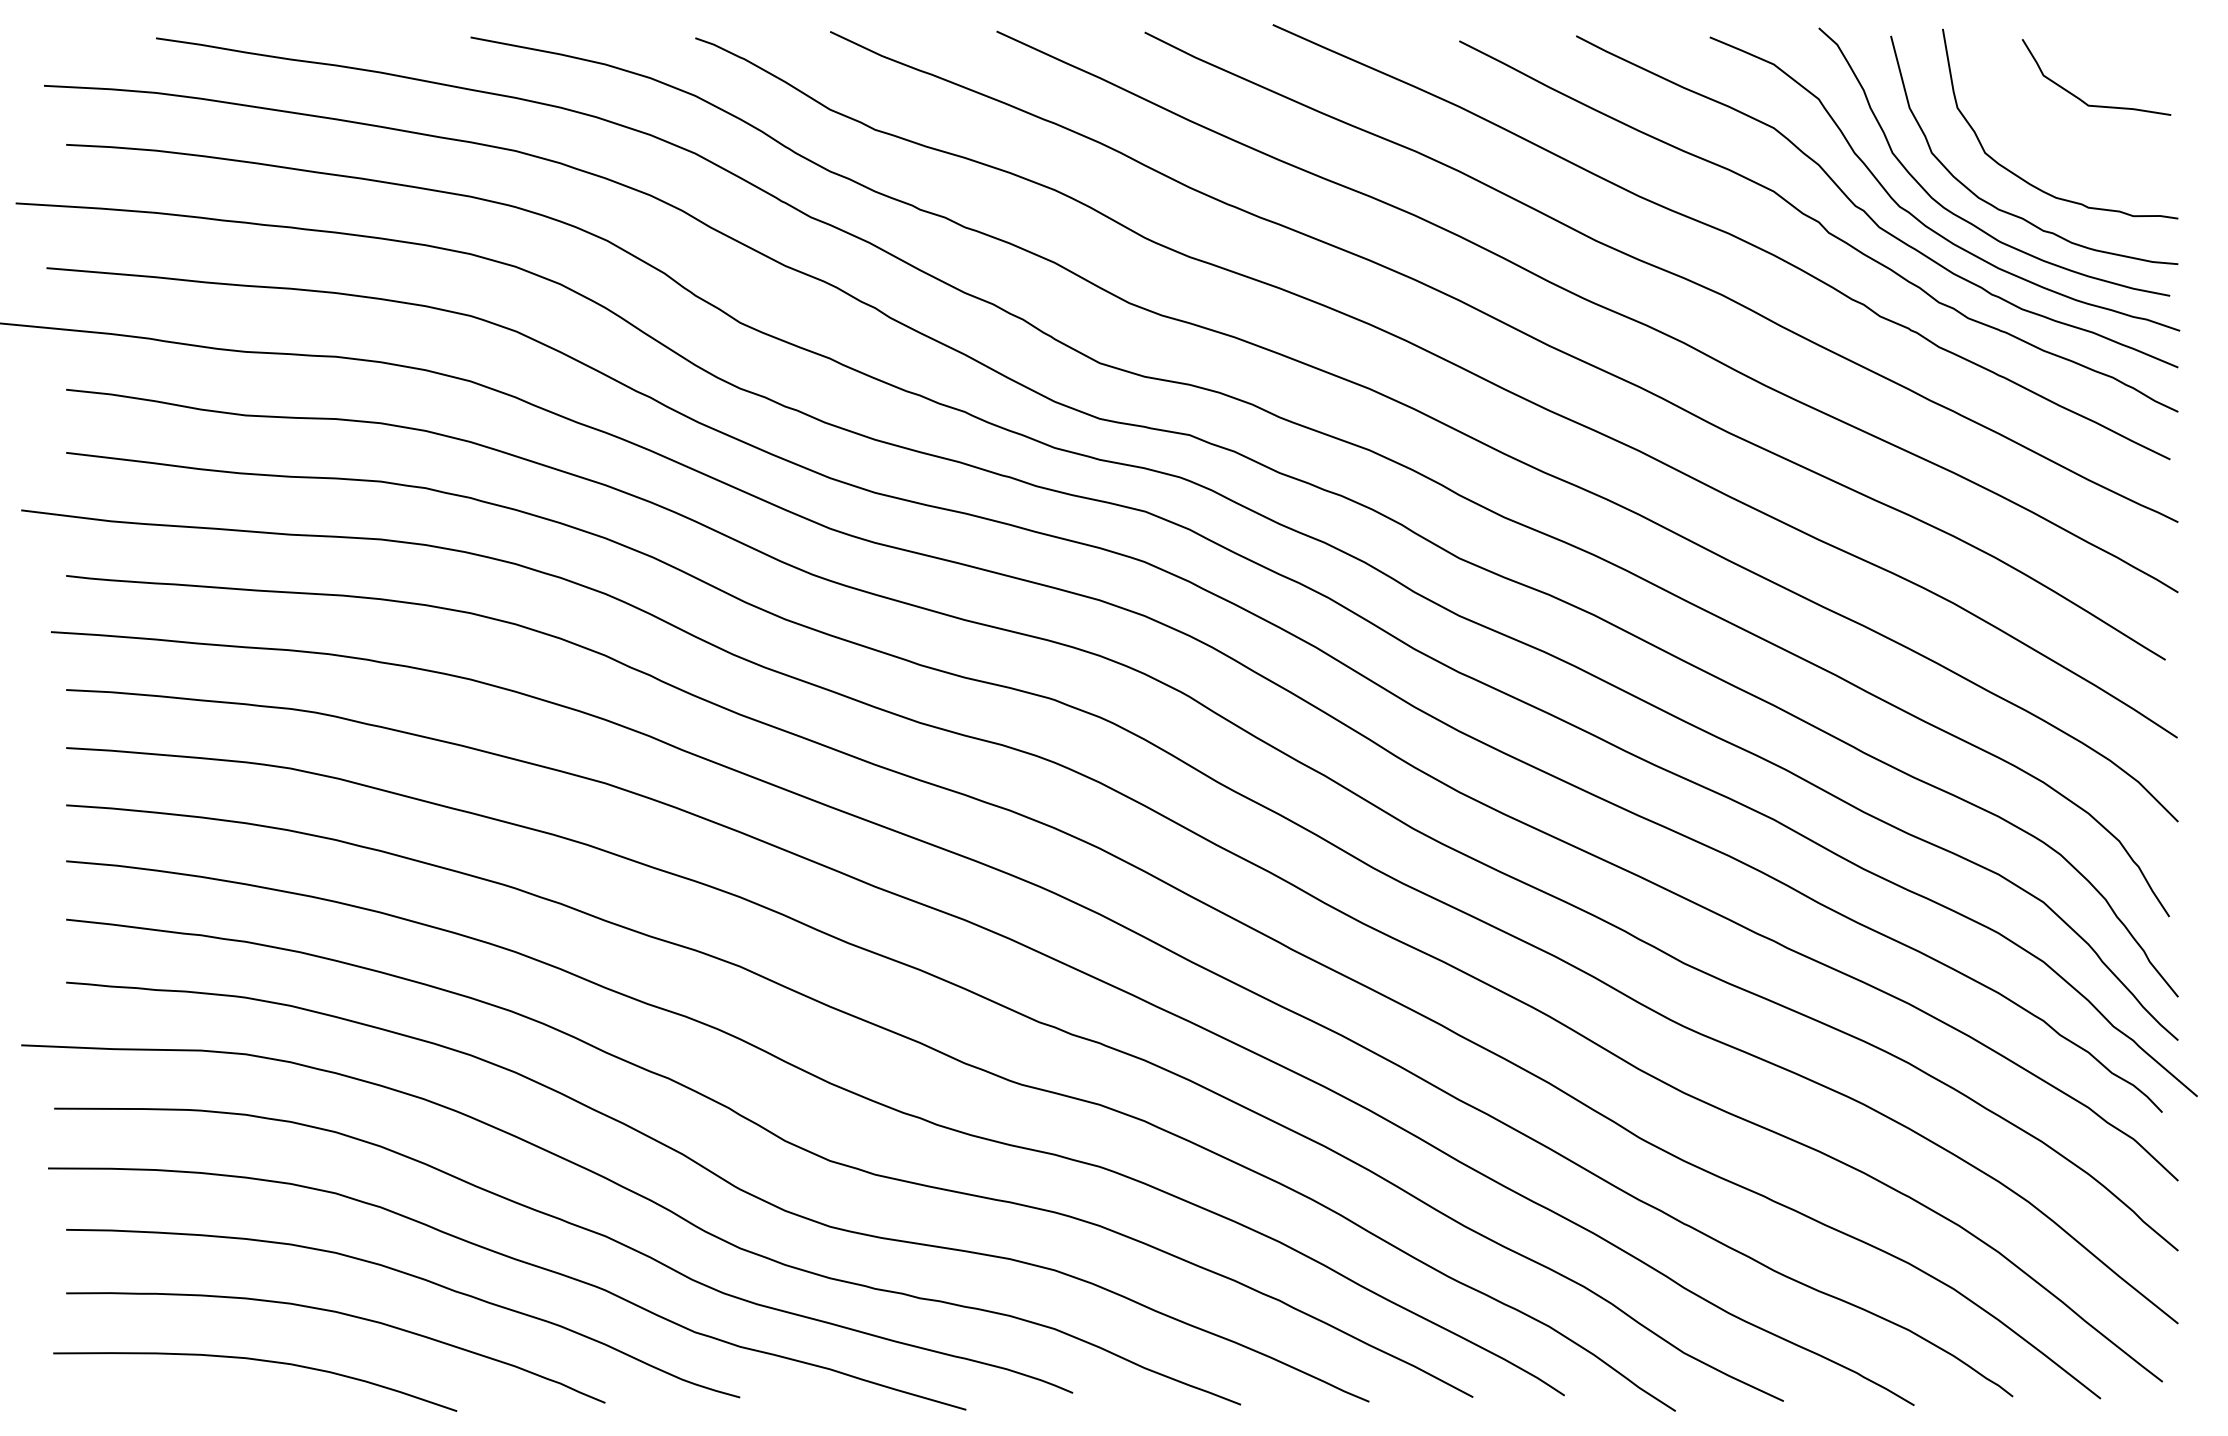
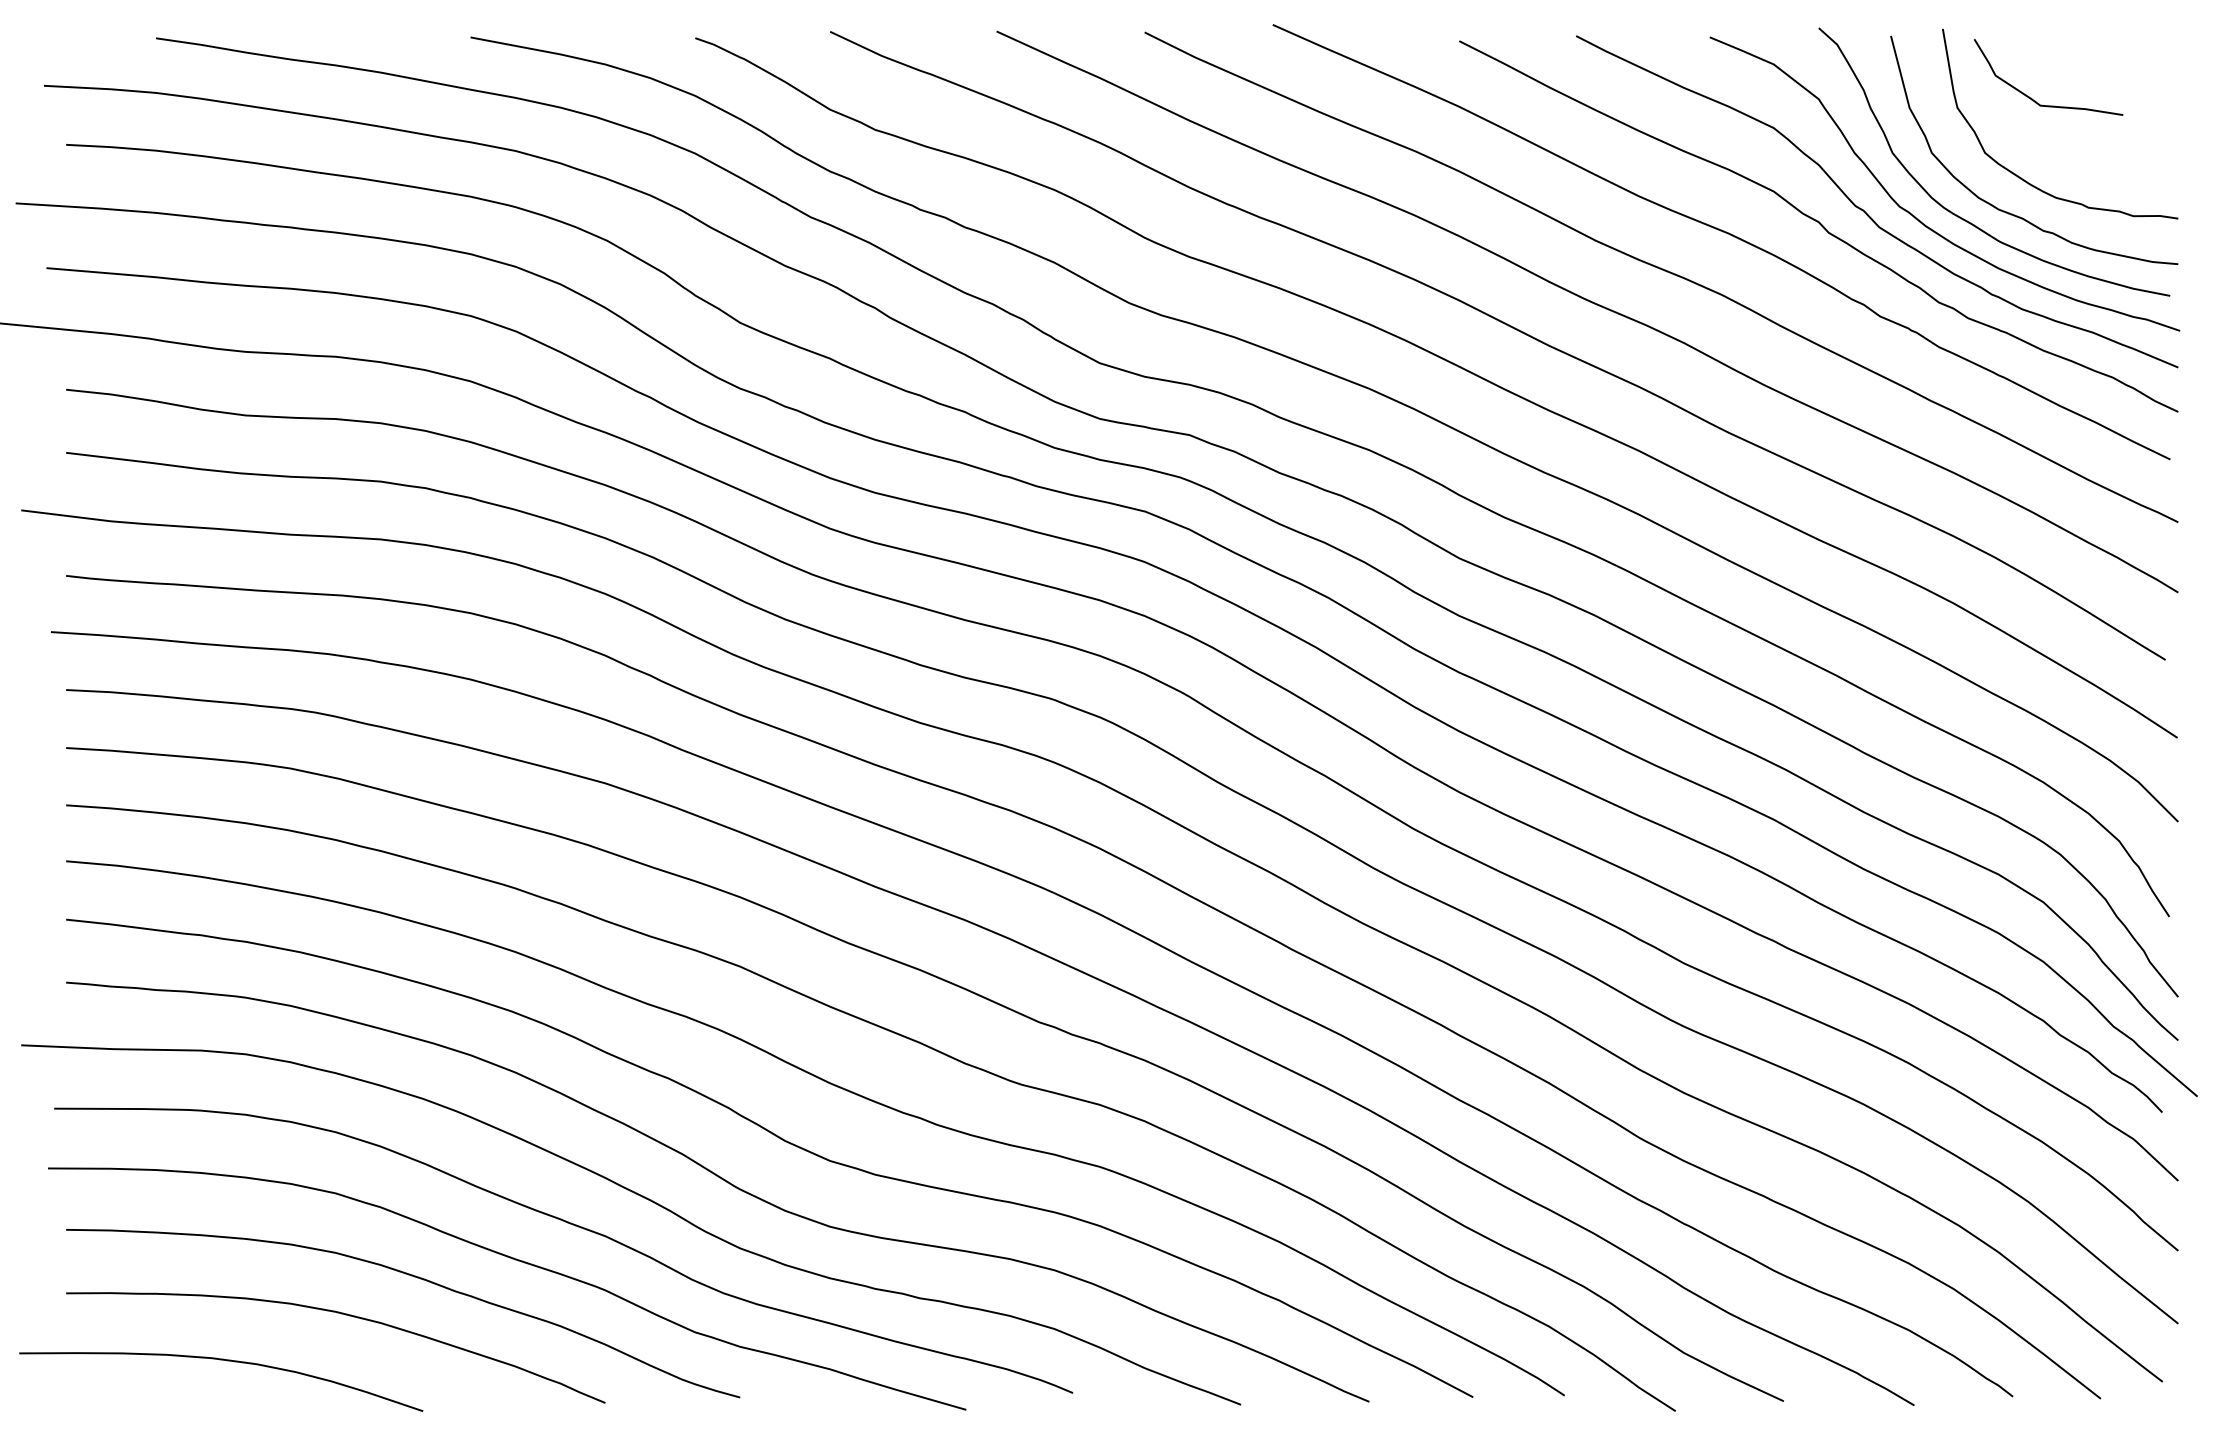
curve position: (2080, 98) -> (2032, 98) (2032, 98)
curve position: (261, 1361) -> (227, 1361) (227, 1361)
